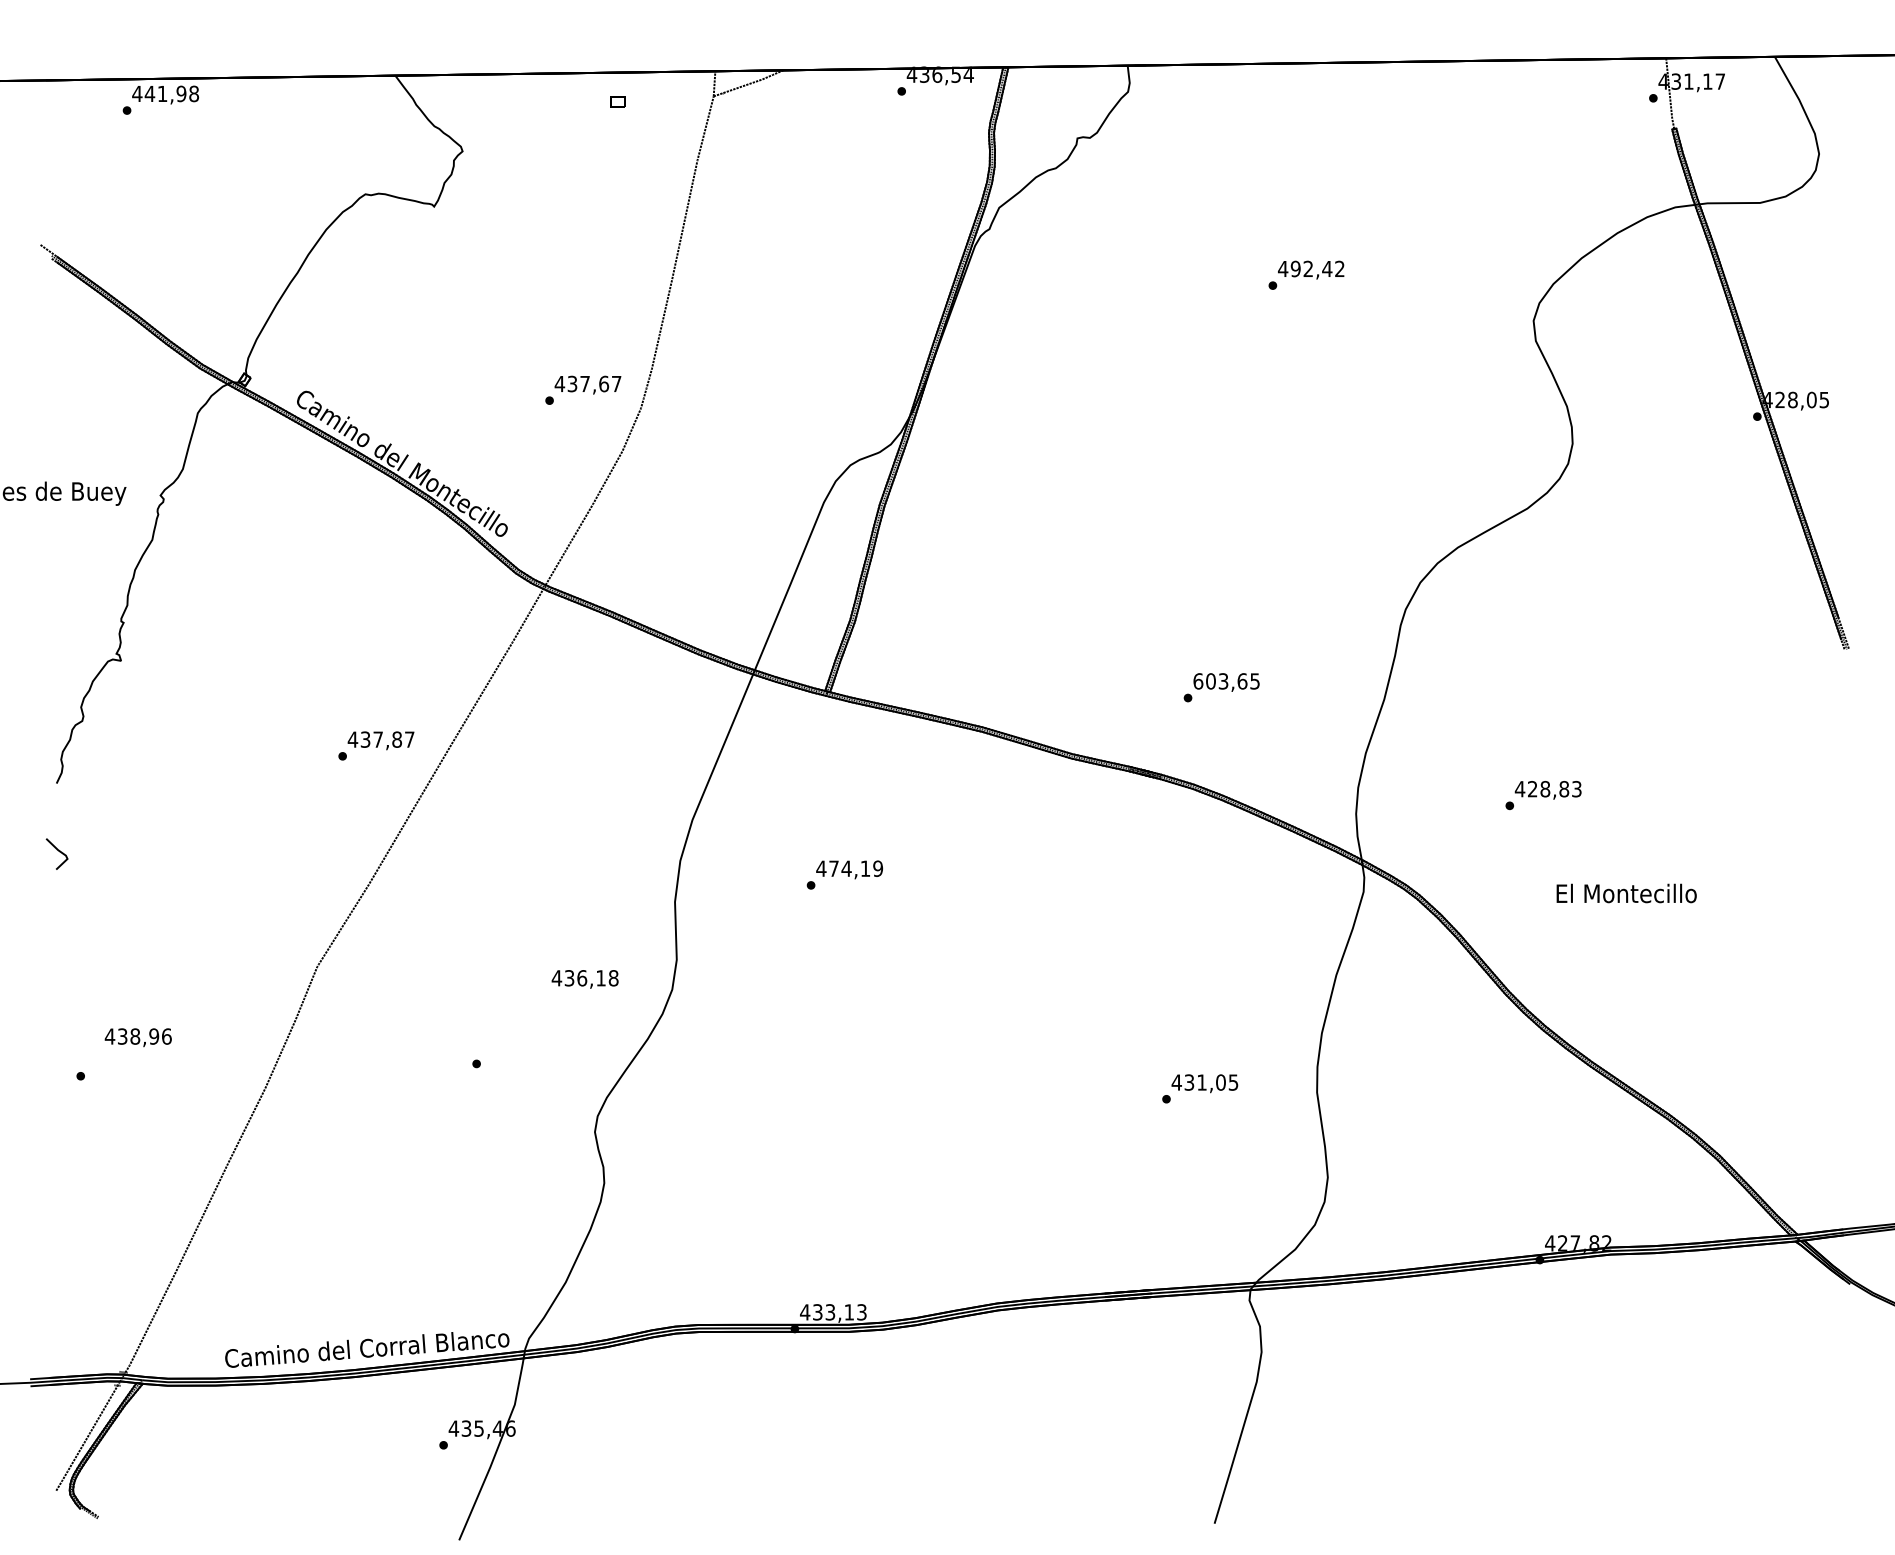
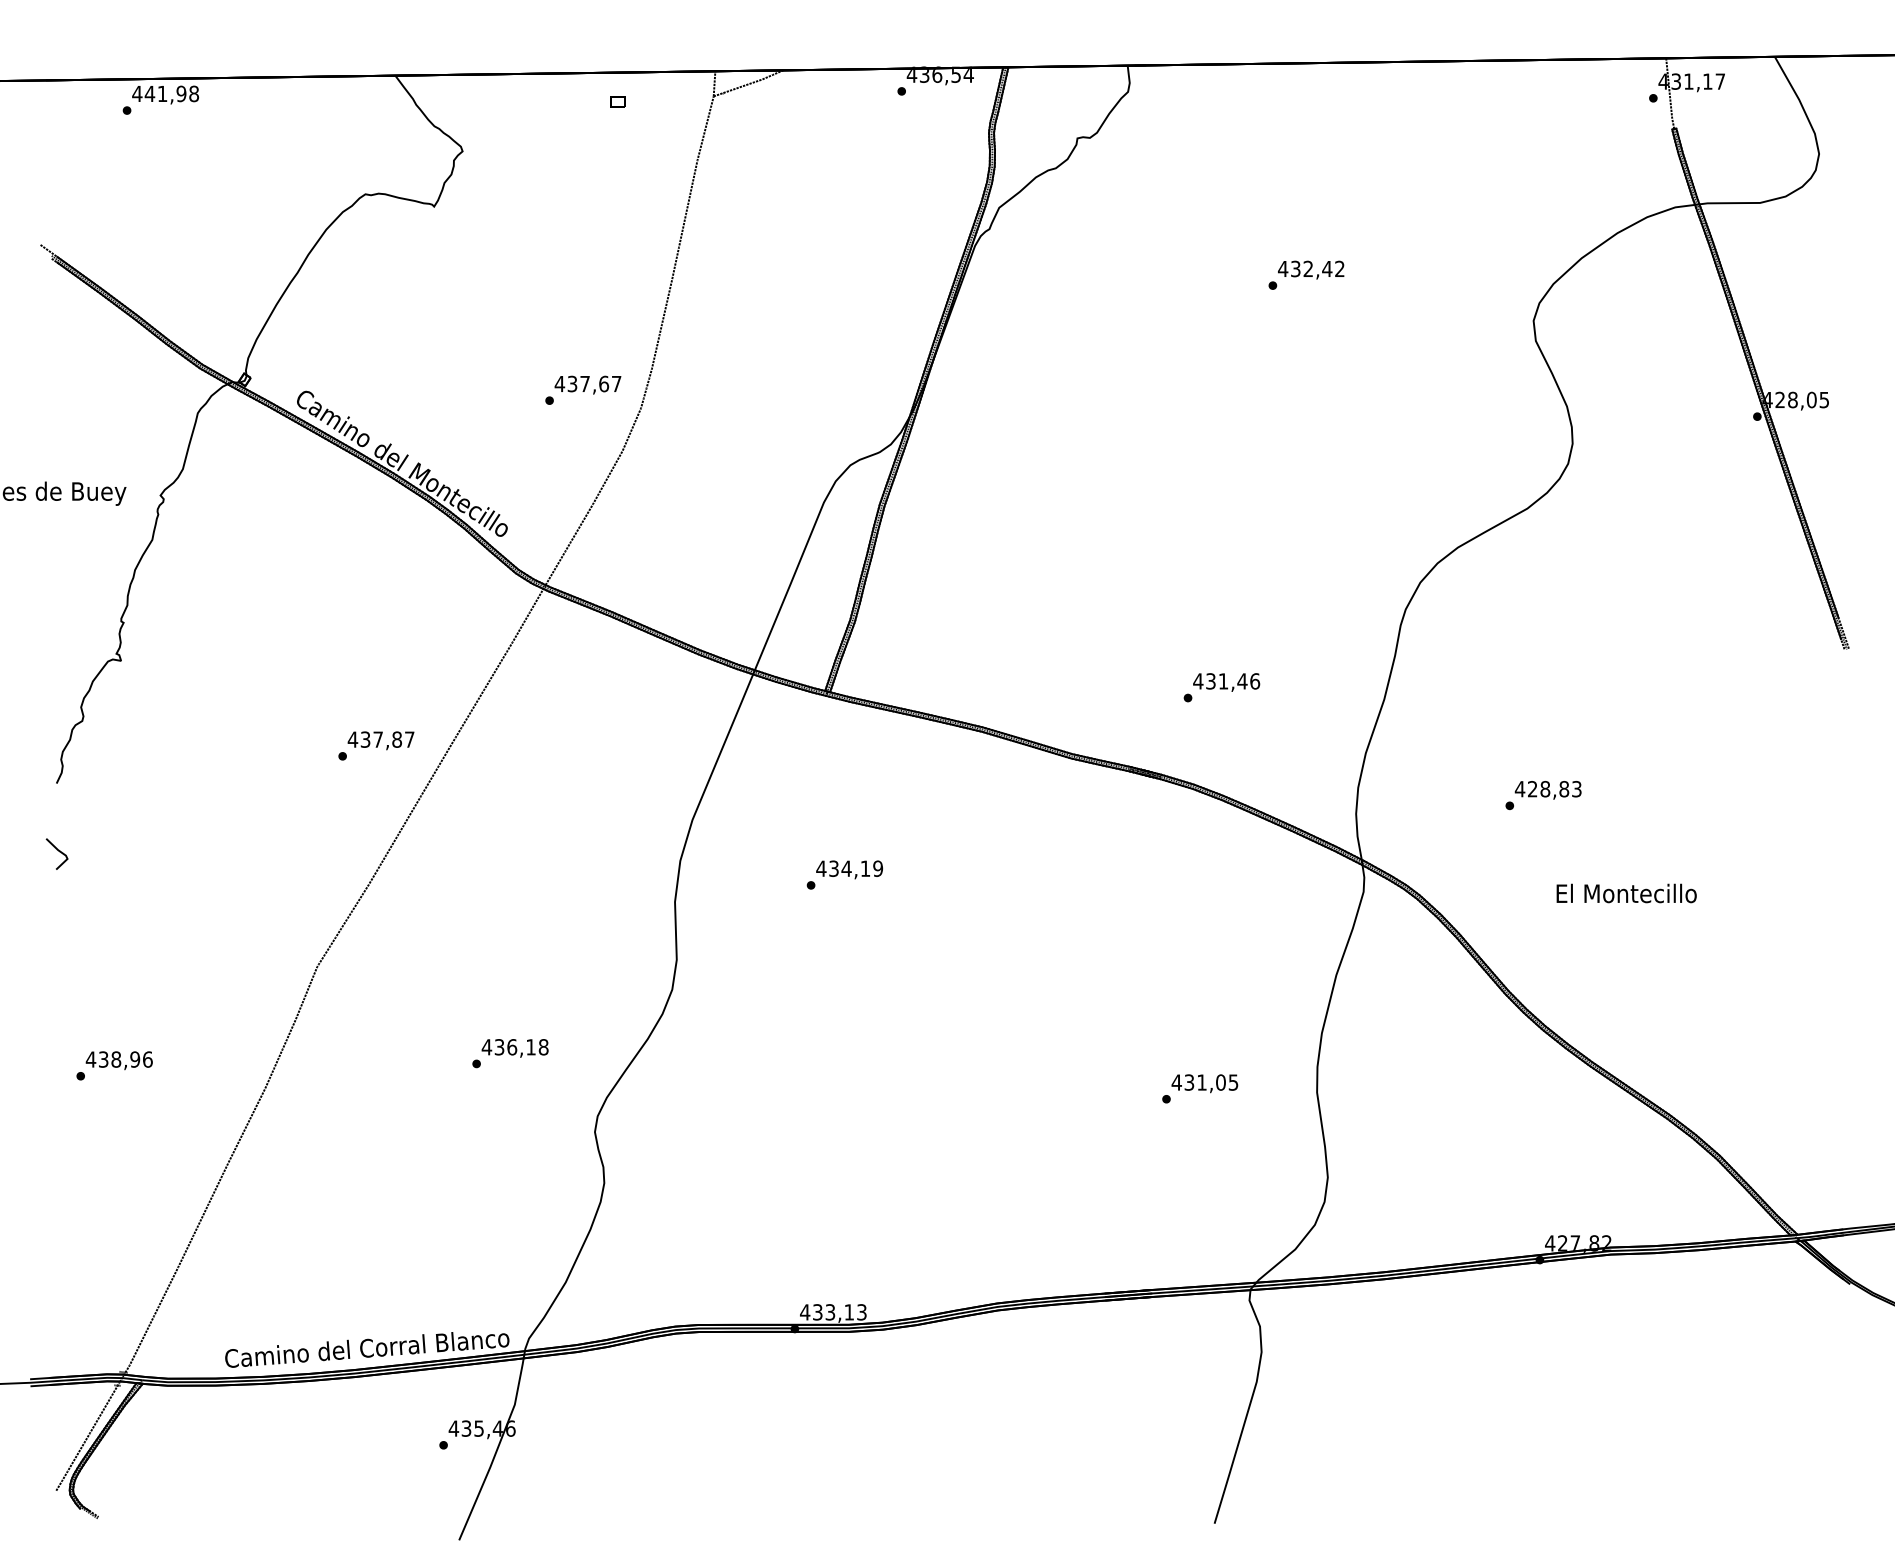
text: 492,42 -> 432,42 (1295, 268)
text: 603,65 -> 431,46 (1226, 681)
text: 474,19 -> 434,19 (833, 868)
text position: (584, 979) -> (514, 1048) (514, 1048)
text position: (137, 1037) -> (118, 1060) (118, 1060)
